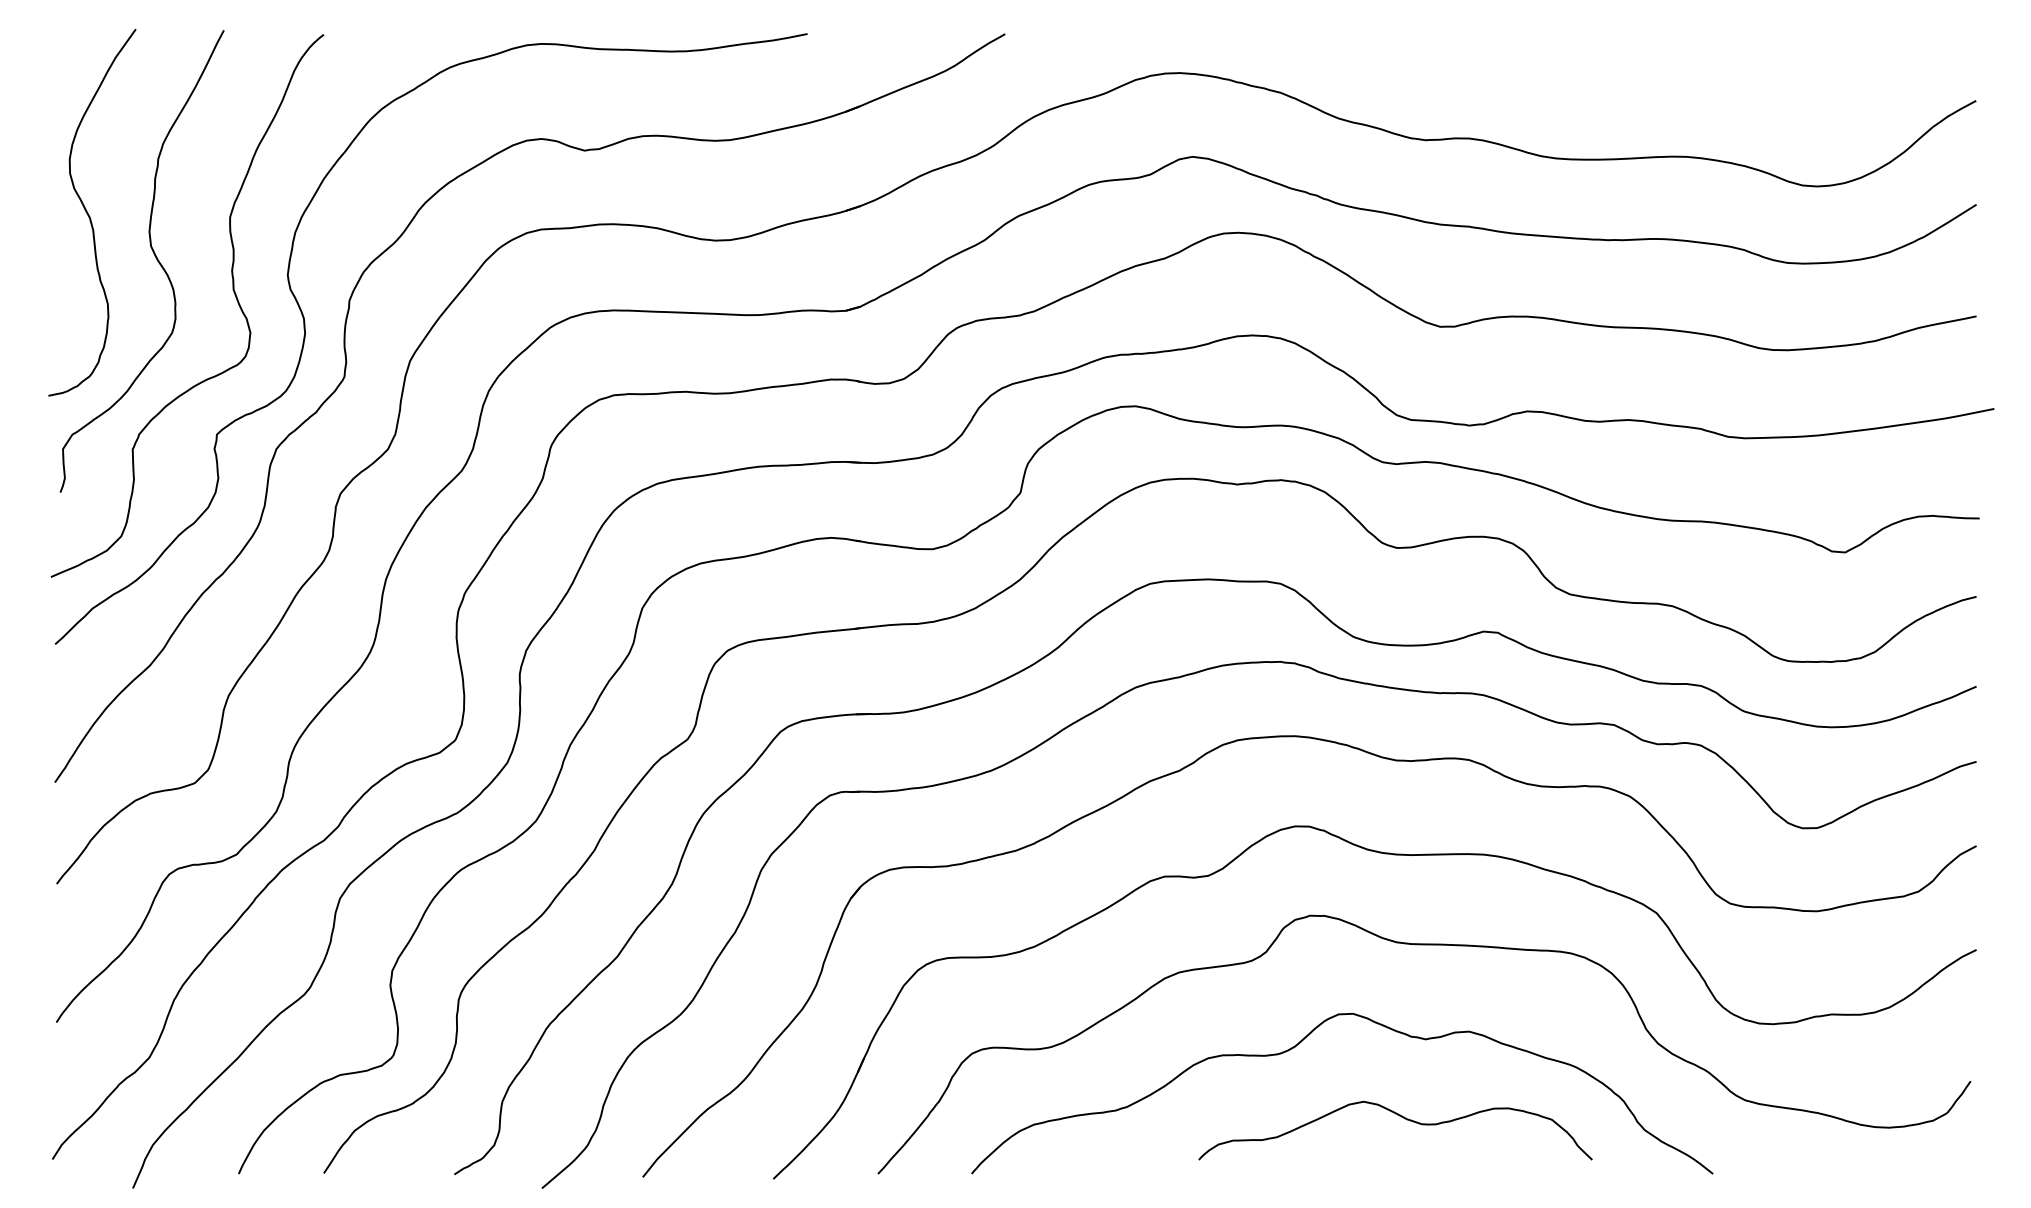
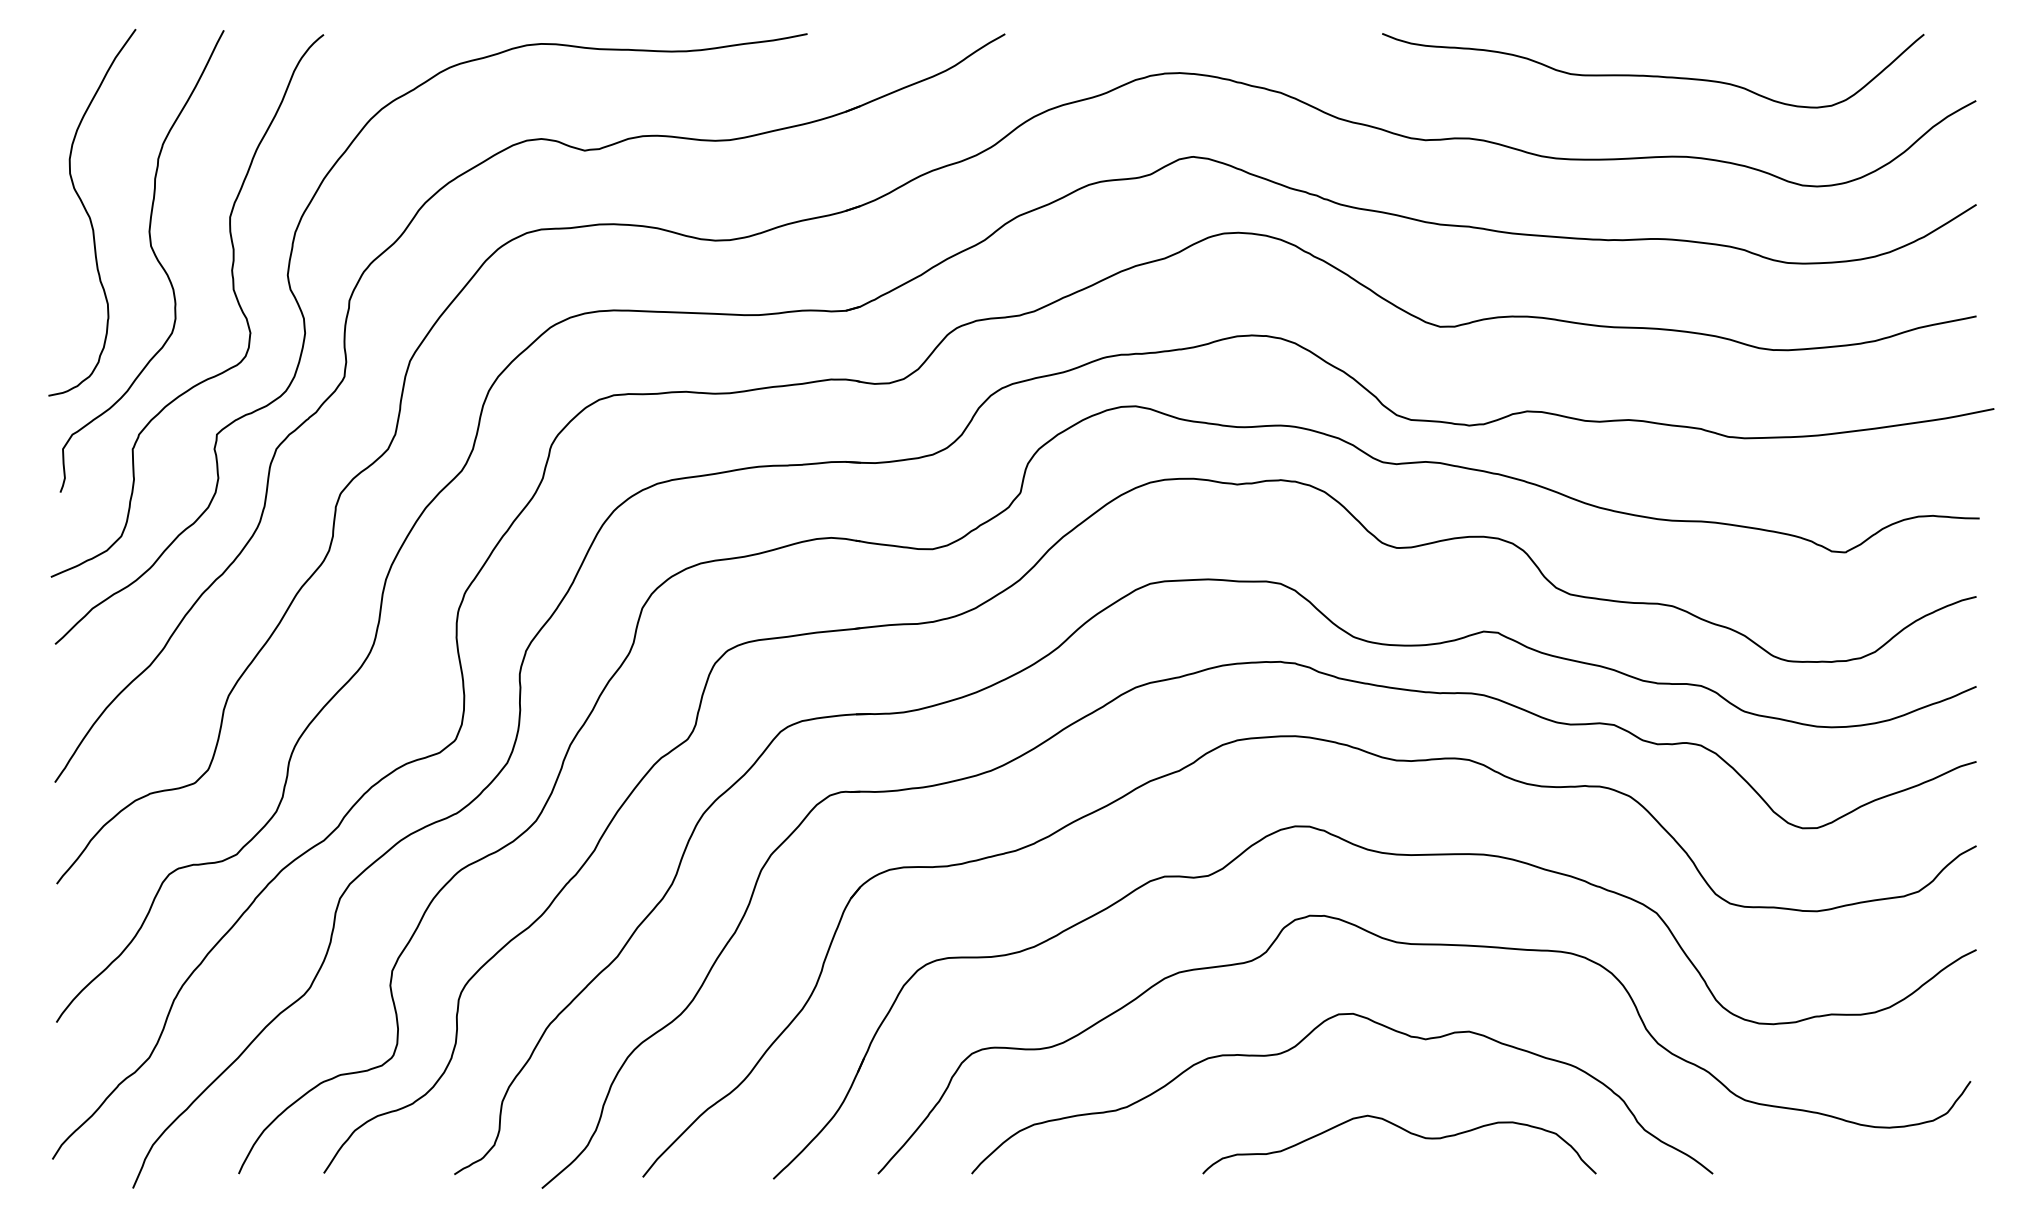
curve: none -> present (1653, 75)
curve position: (1401, 1117) -> (1405, 1131) (1405, 1131)
